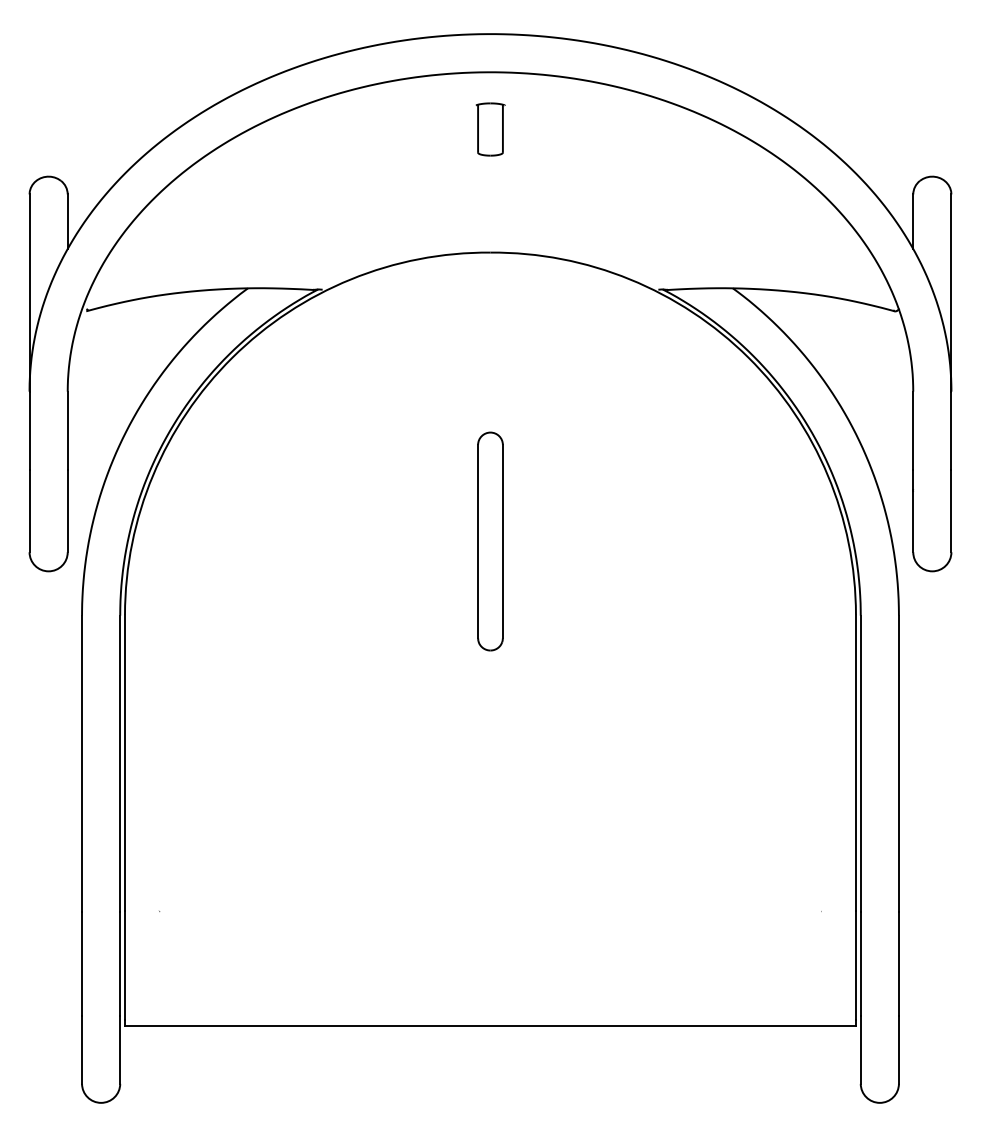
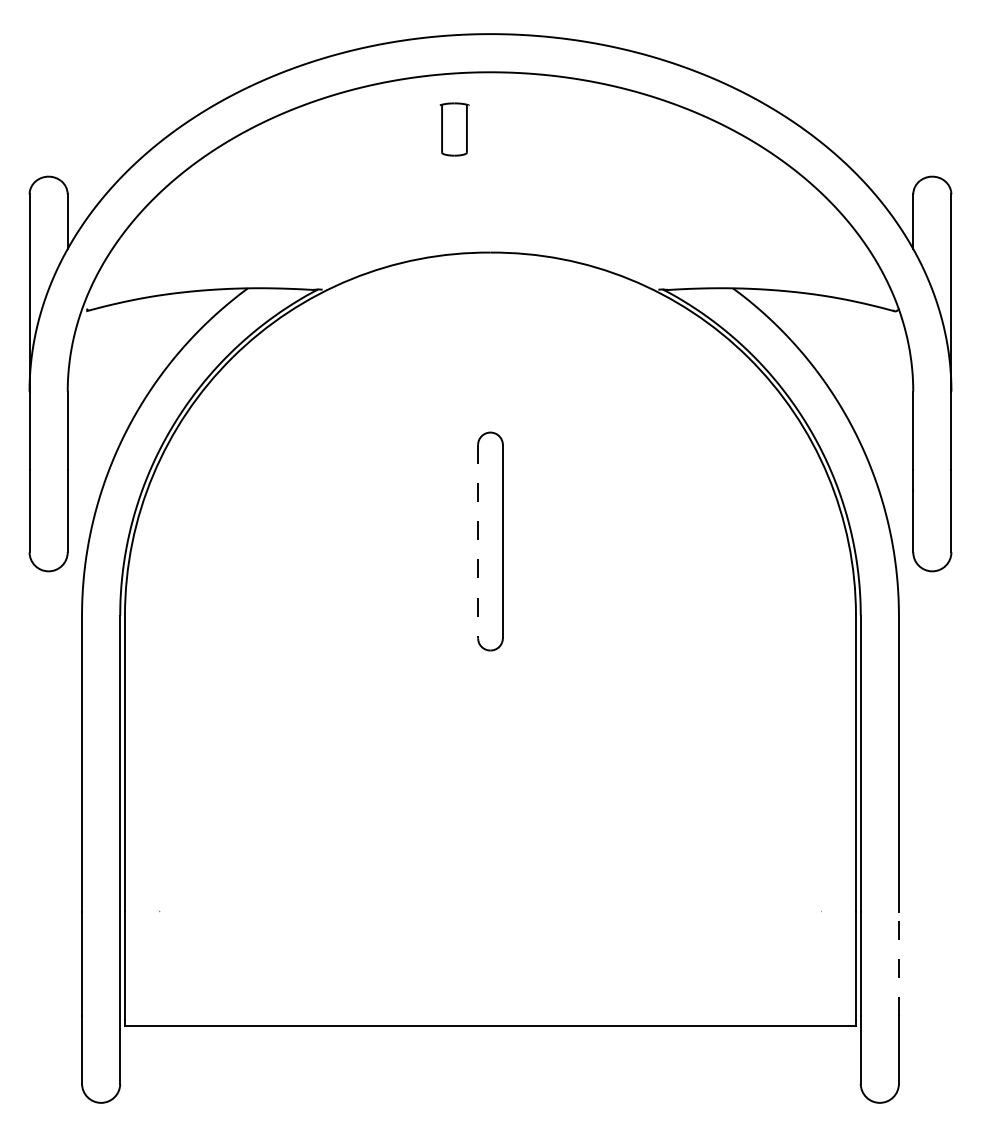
part position: (490, 129) -> (454, 129) (454, 129)
line: solid -> dashed (478, 541)
line: solid -> dashed (898, 964)
